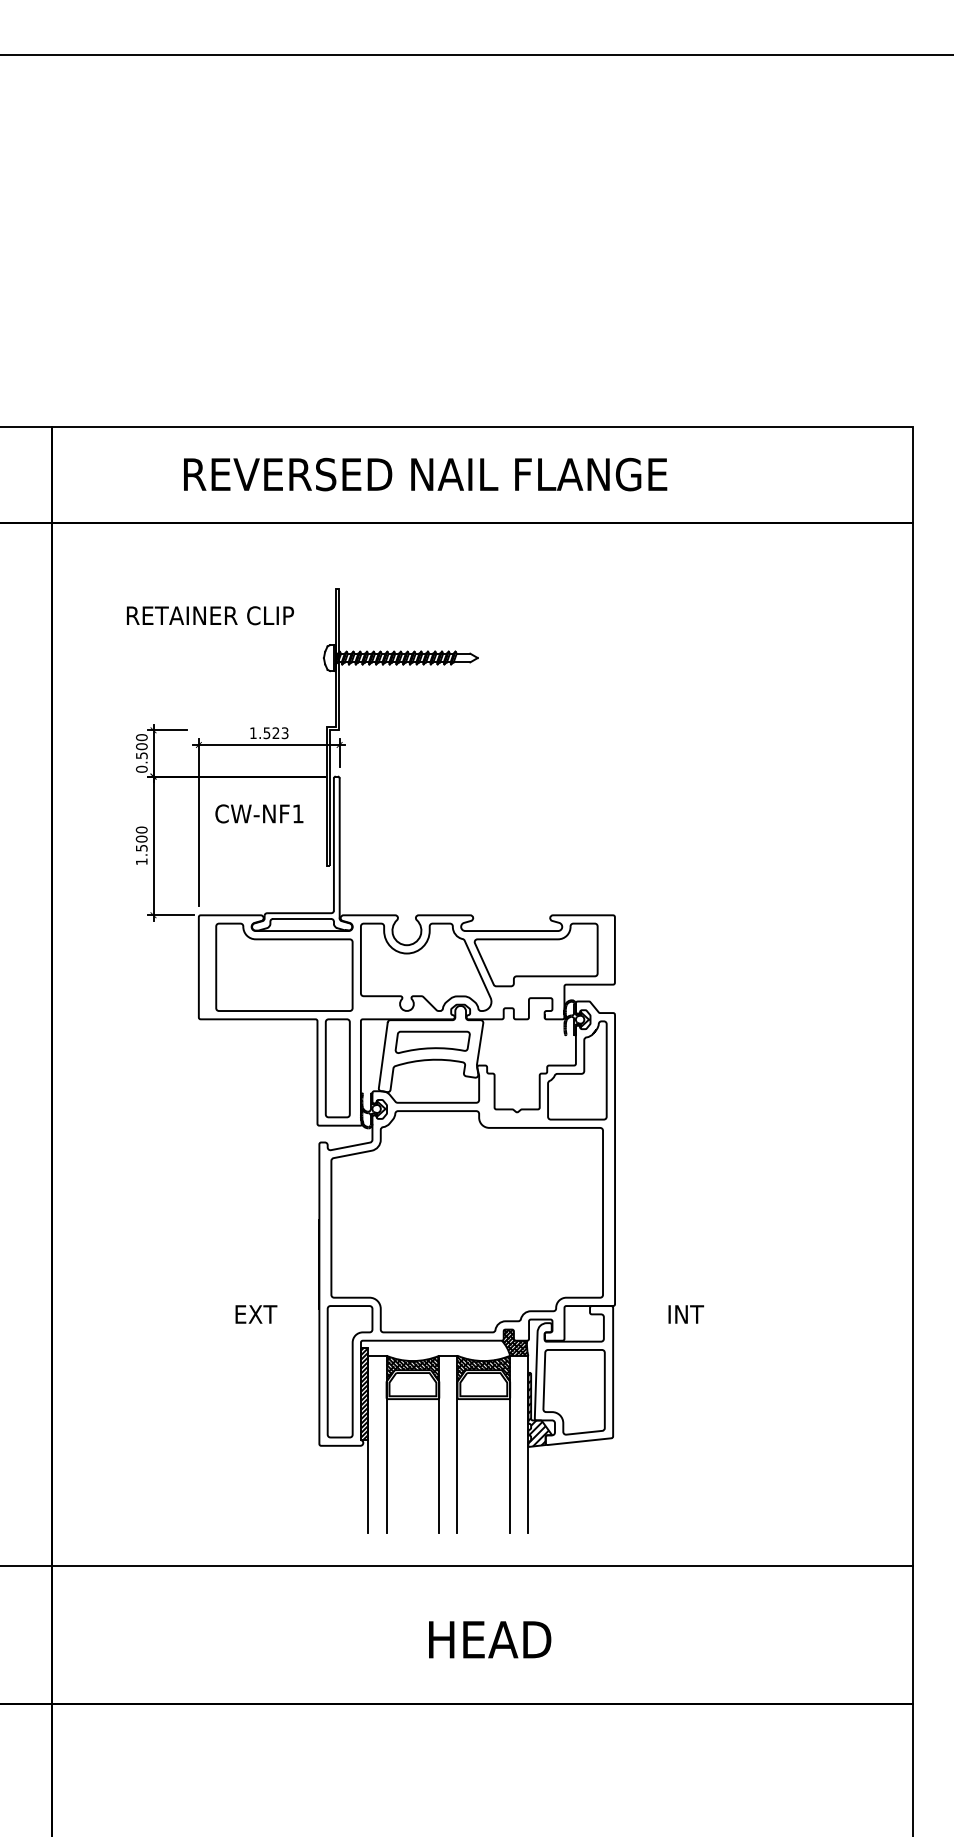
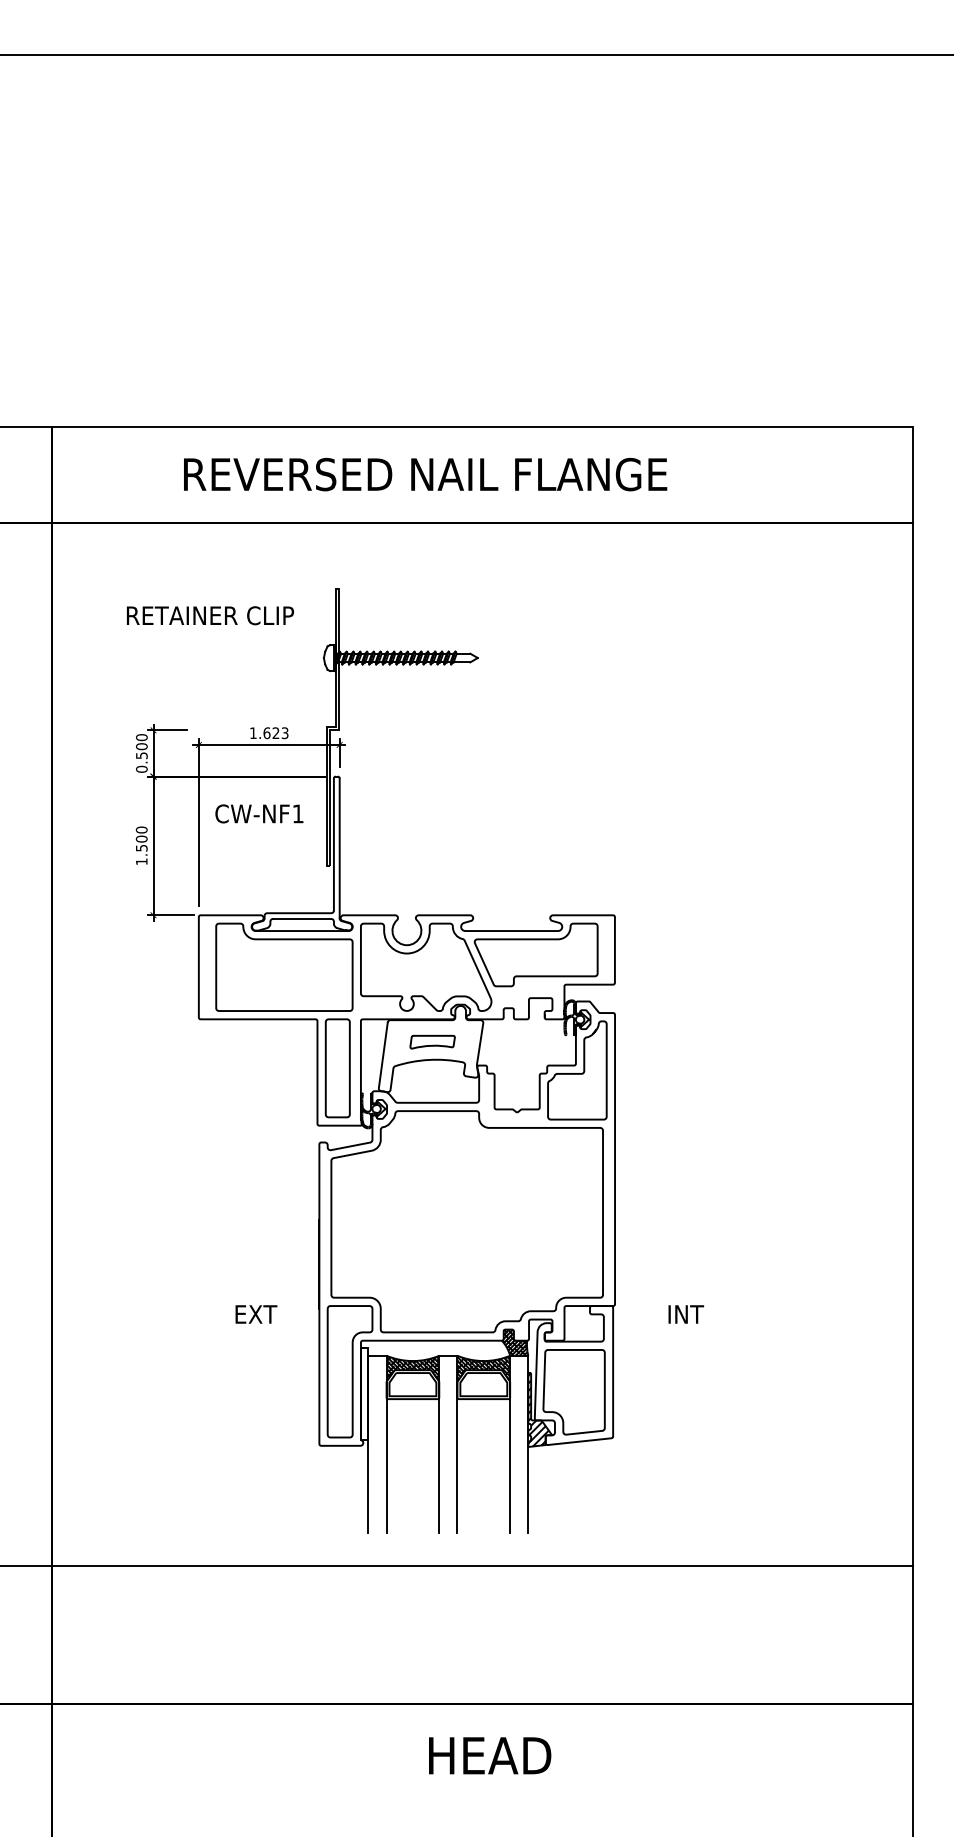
text: 1.523 -> 1.623 (266, 733)
part size: 77x24 px -> 47x15 px (432, 1042)
hatch: present -> none (364, 1393)
text position: (490, 1639) -> (490, 1755) (490, 1755)
